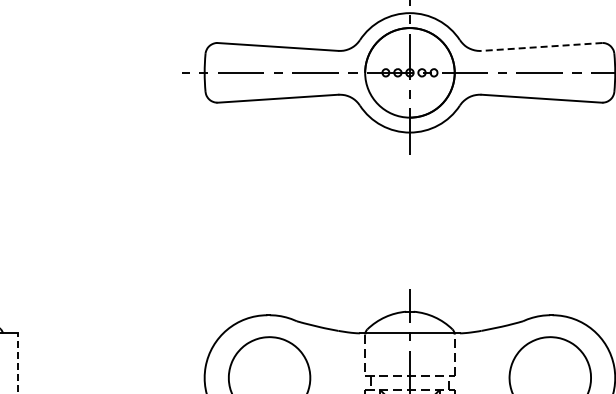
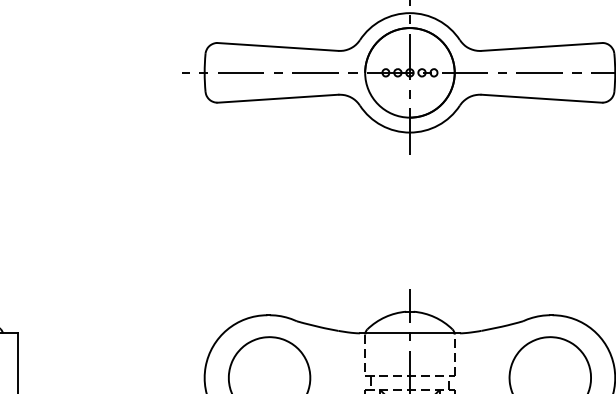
line: dashed -> solid (541, 46)
line: dashed -> solid (18, 363)
